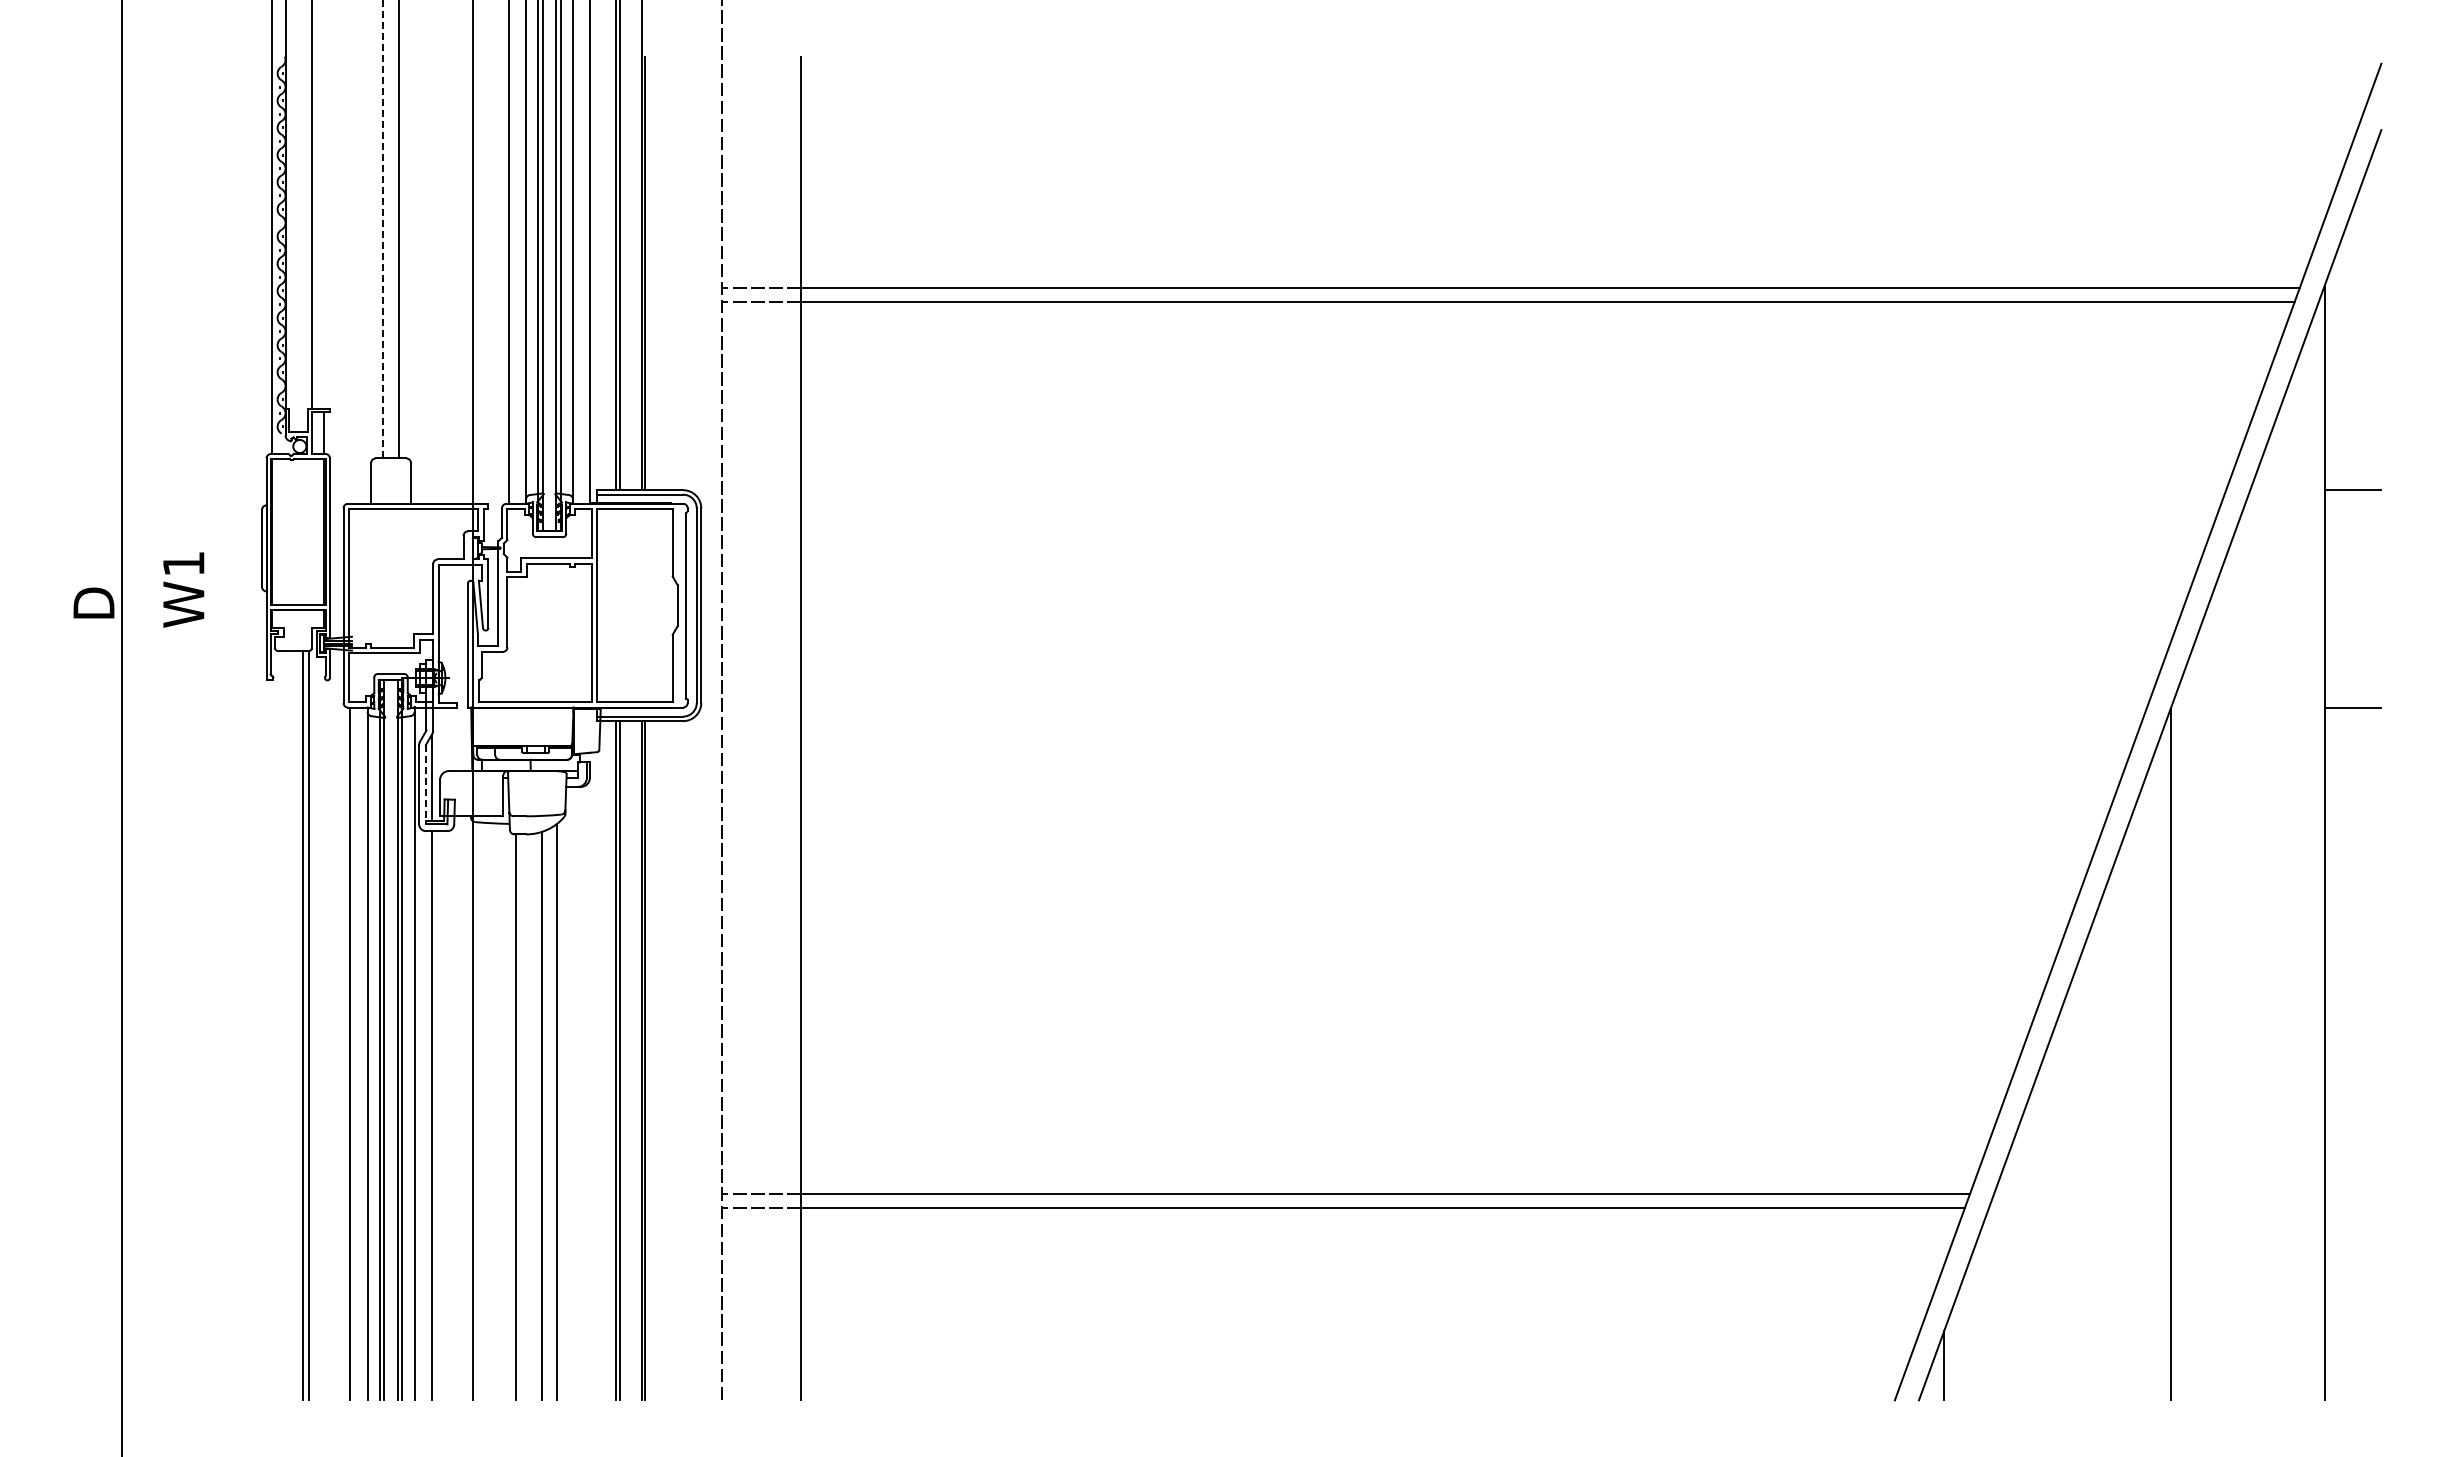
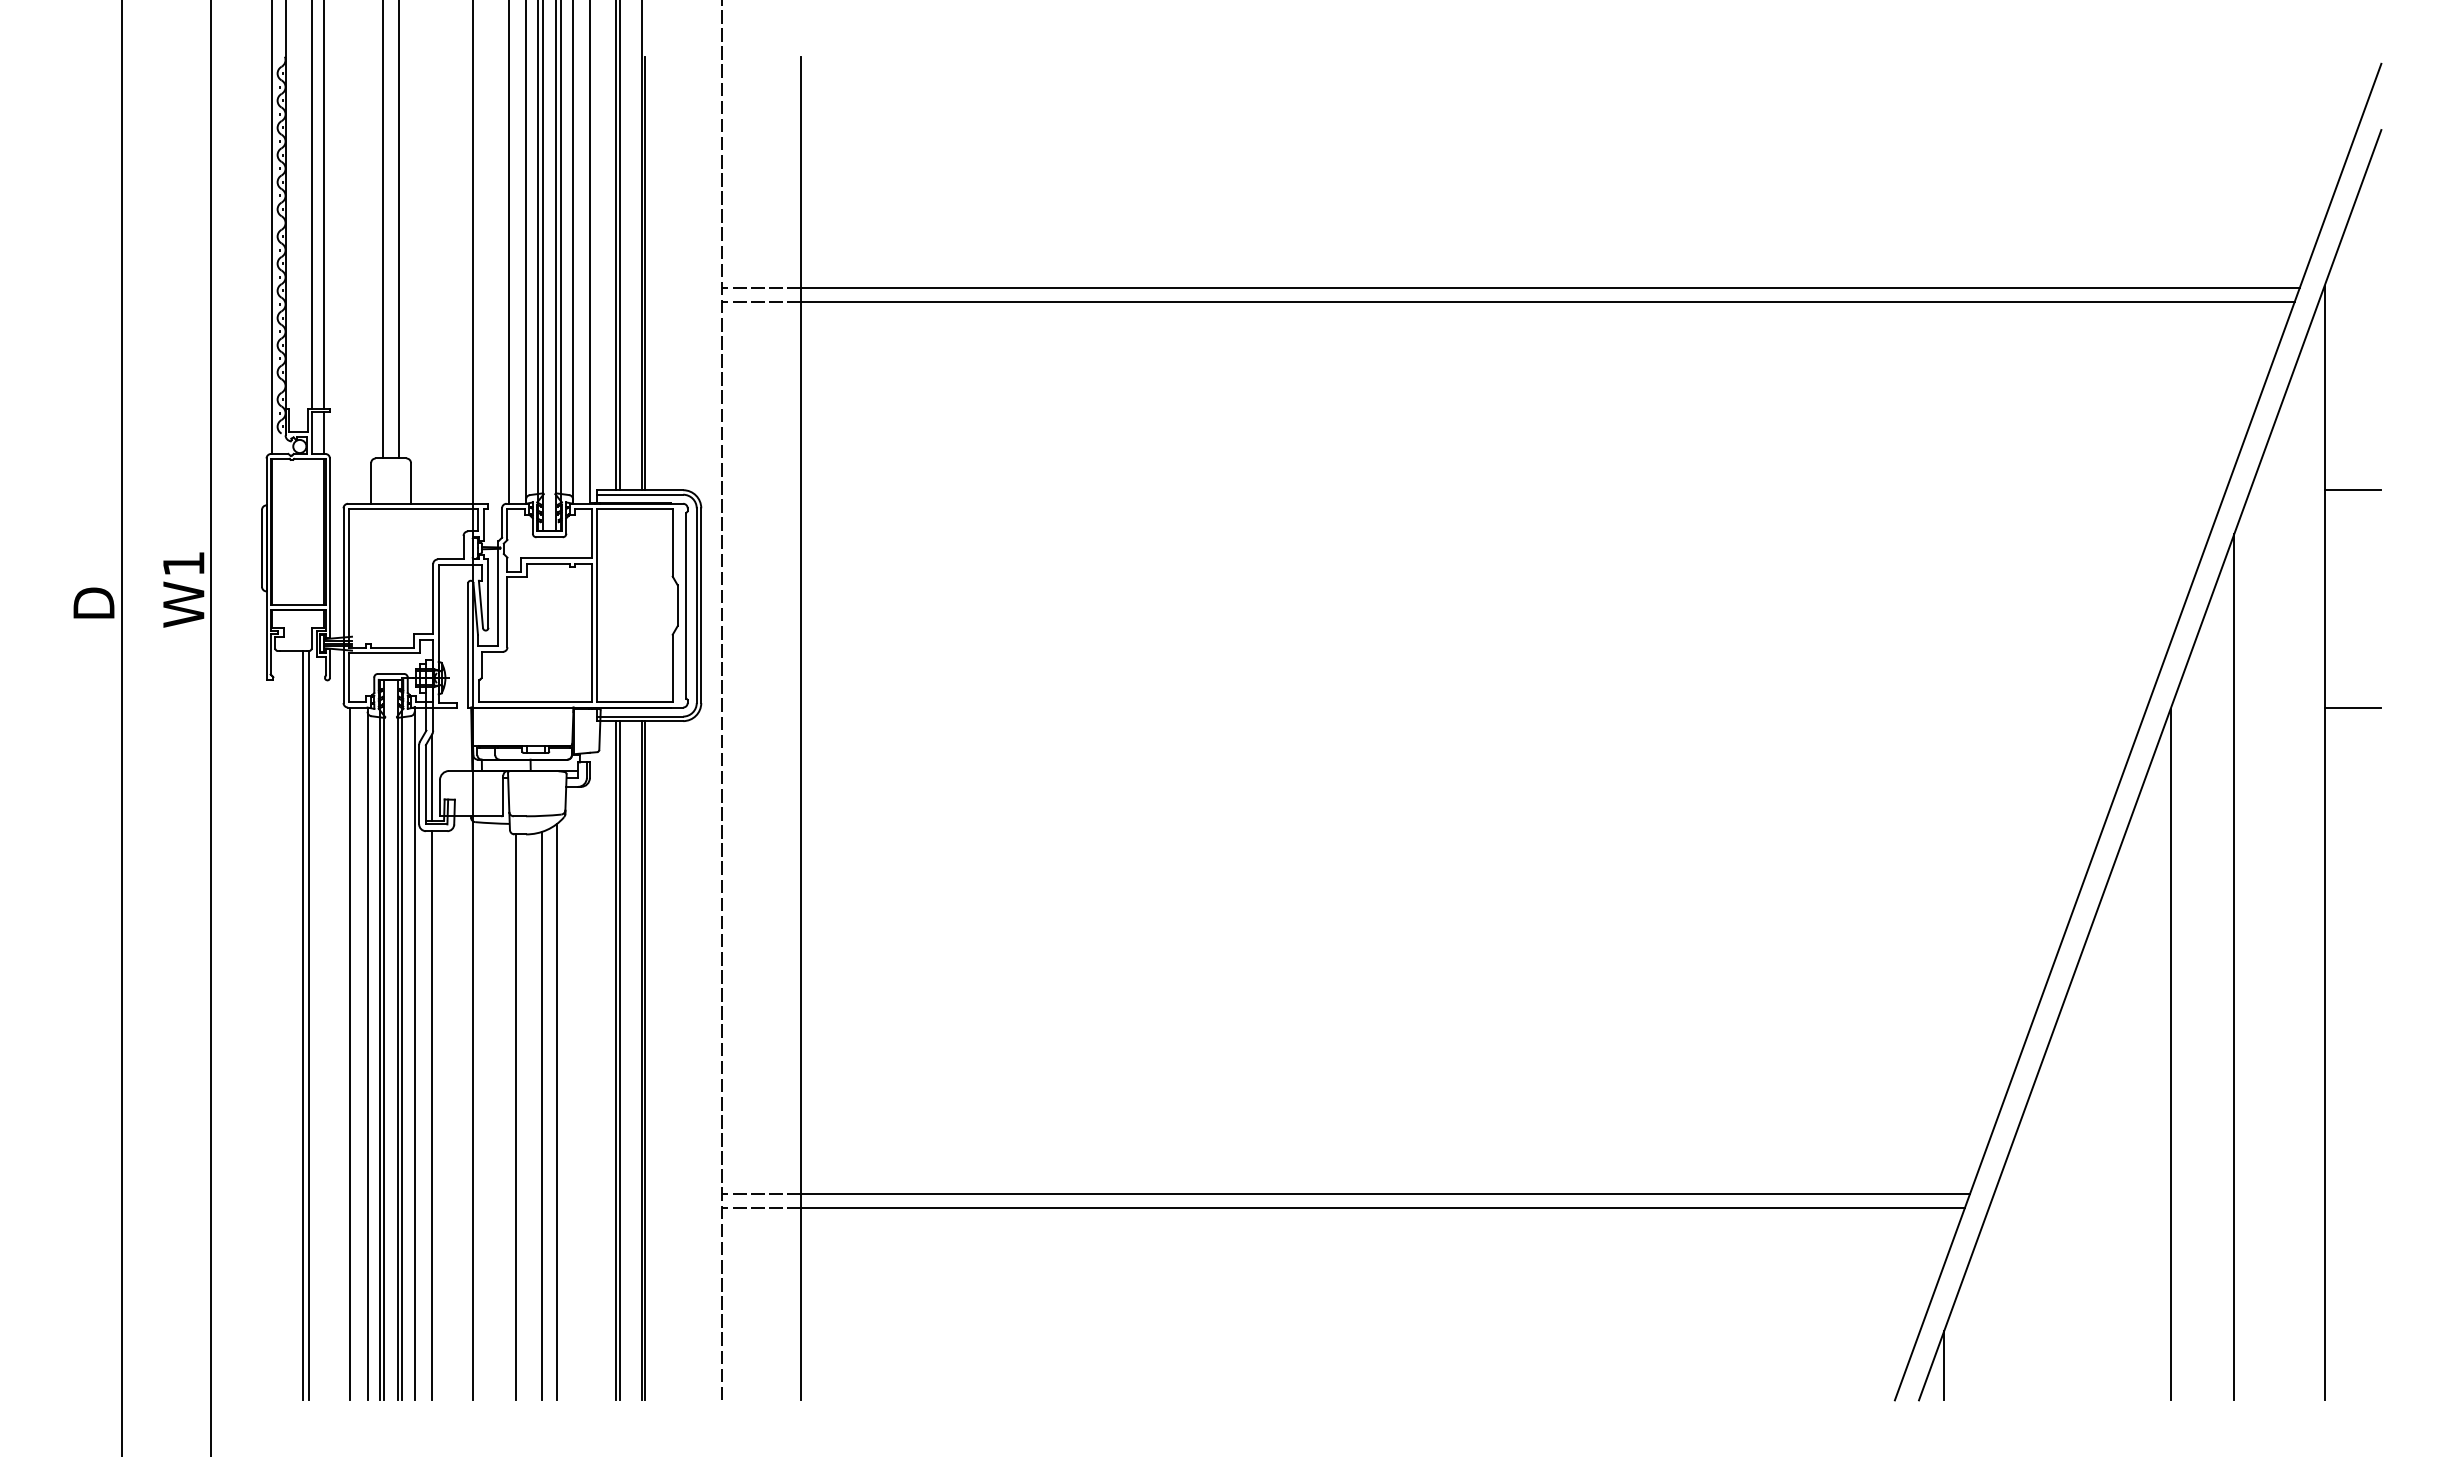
line: none -> present (324, 205)
line: dashed -> solid (383, 229)
line: none -> present (211, 727)
line: dashed -> solid (425, 784)
line: none -> present (2234, 967)
